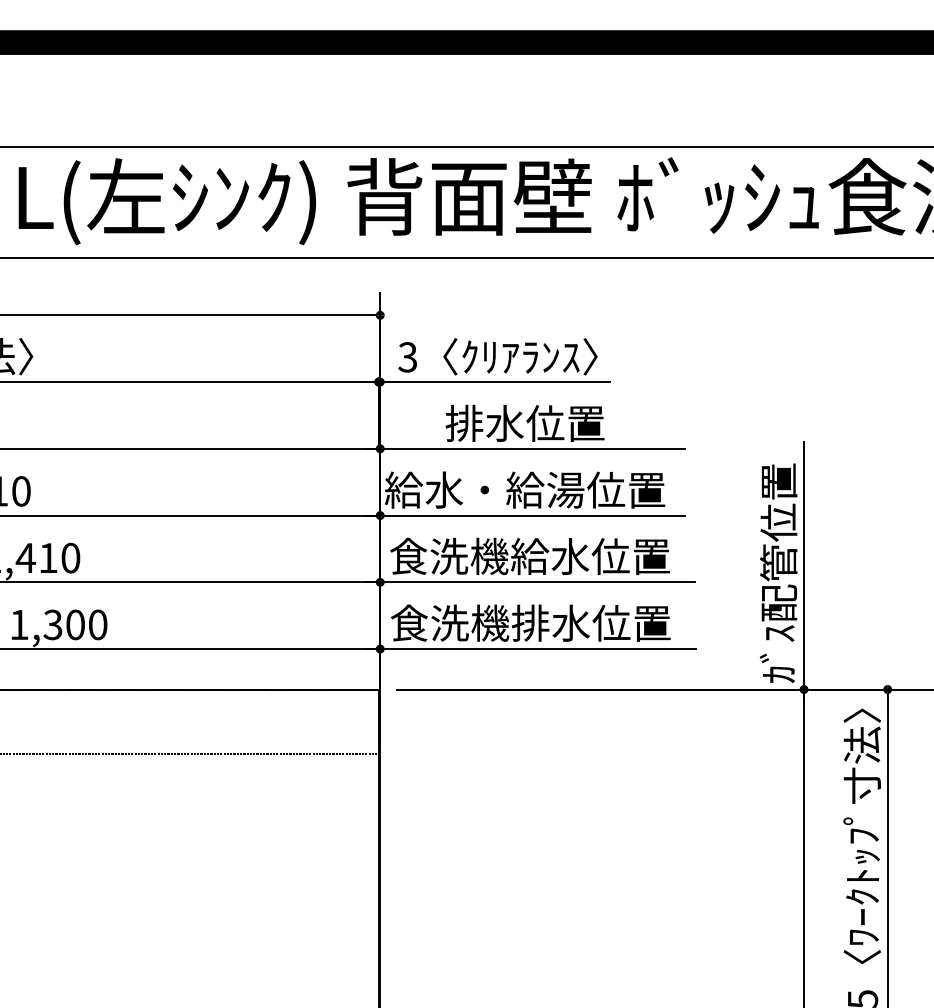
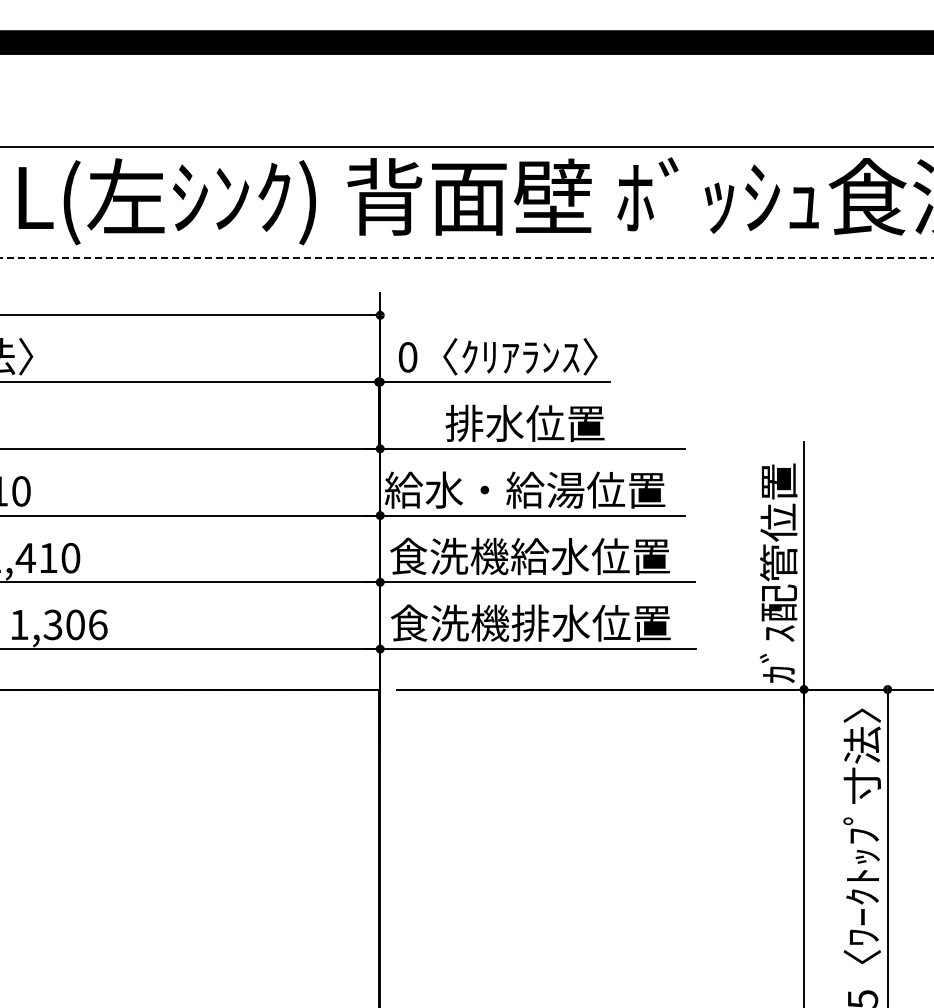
line: solid -> dashed (466, 258)
text: 3 -> 0 (407, 357)
text: 1,300 -> 1,306 (98, 624)
line: present -> none (191, 754)
